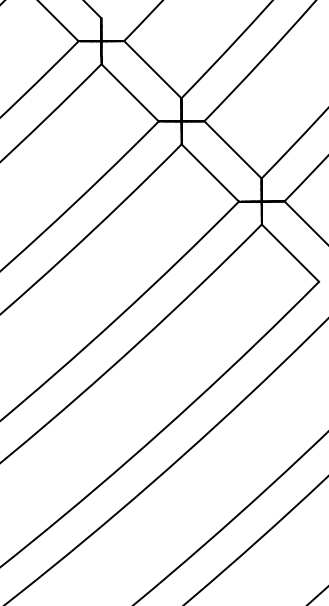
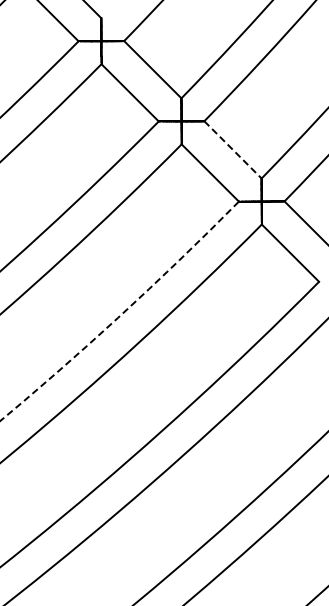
line: solid -> dashed (233, 150)
arc: solid -> dashed (121, 314)
